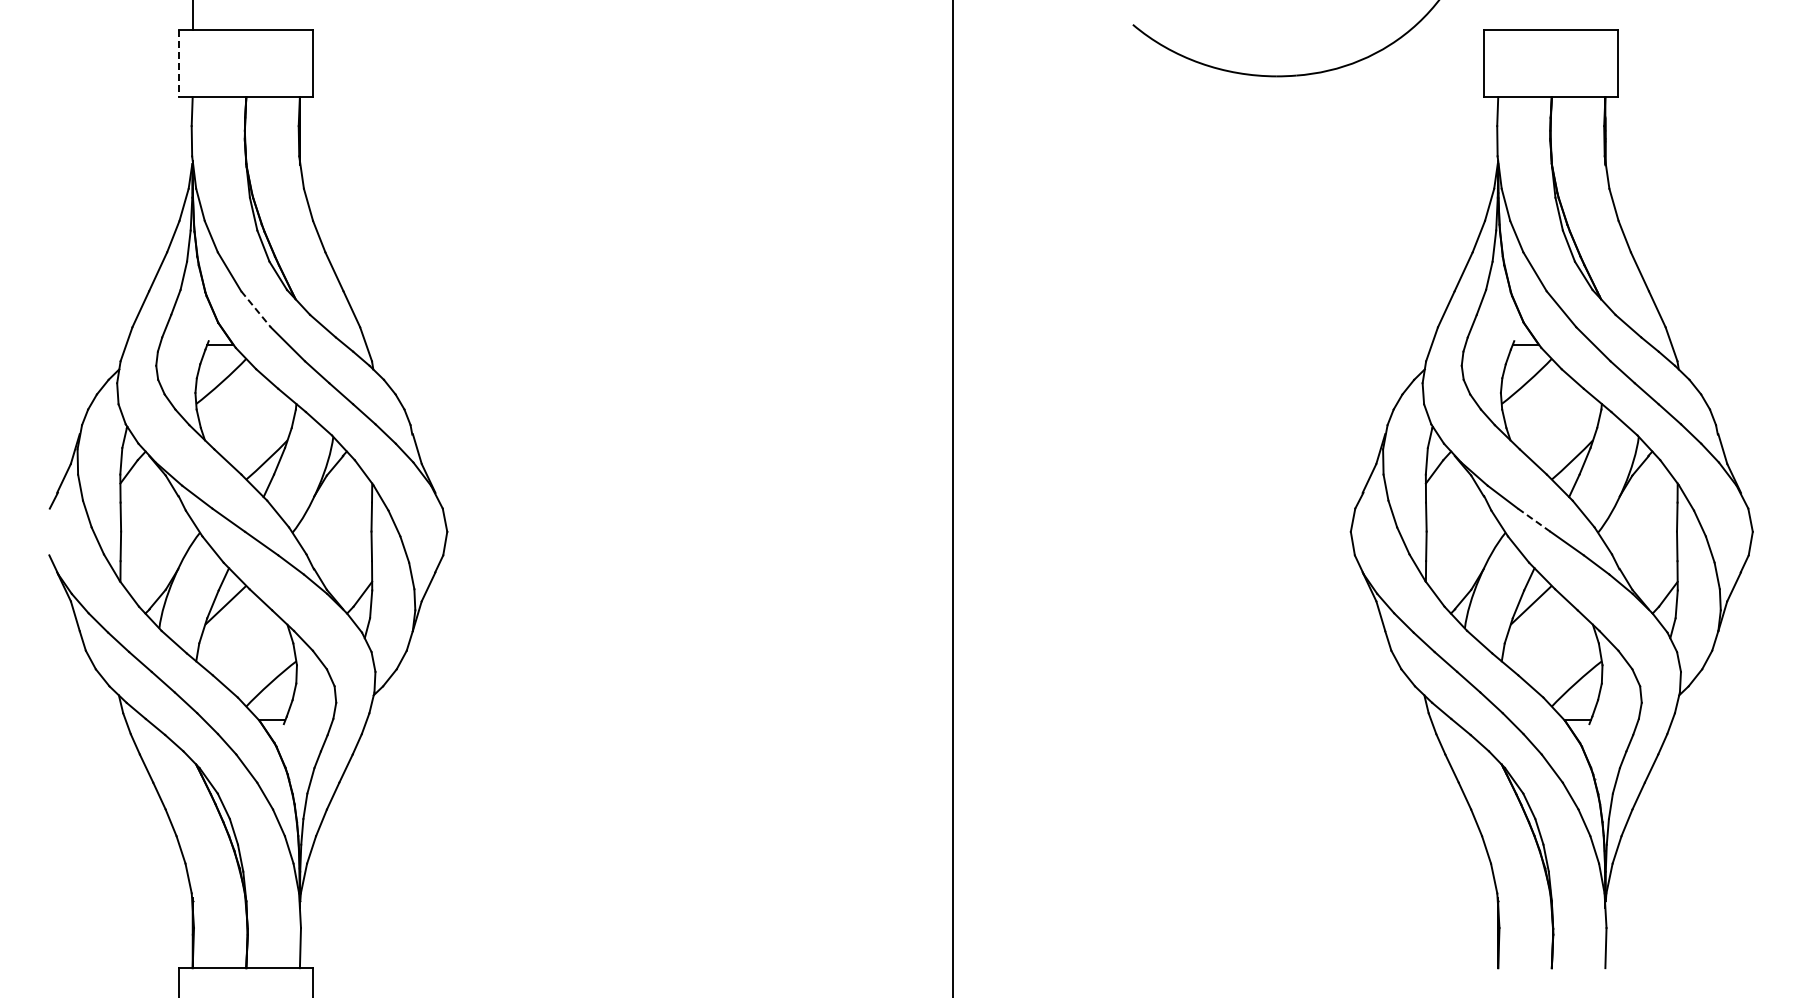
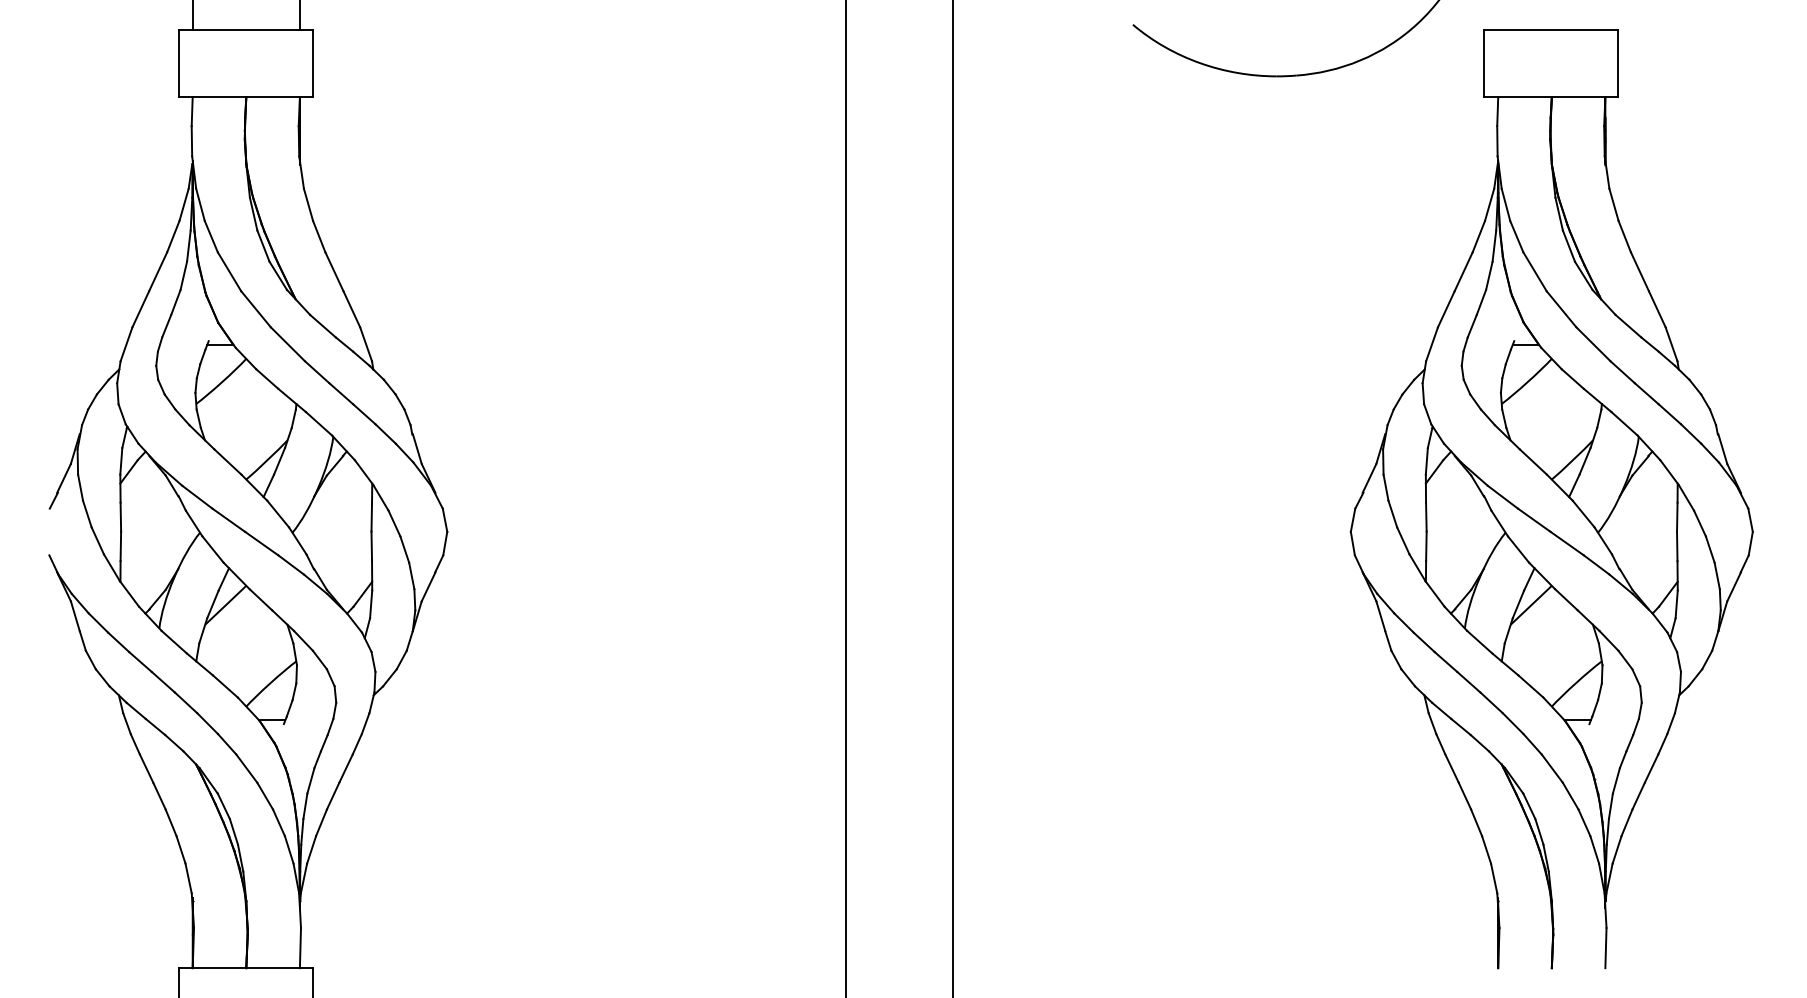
line: none -> present (300, 16)
line: dashed -> solid (179, 63)
line: dashed -> solid (256, 309)
line: none -> present (846, 498)
line: dashed -> solid (1534, 520)
